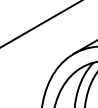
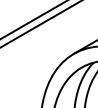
line: none -> present (33, 20)
